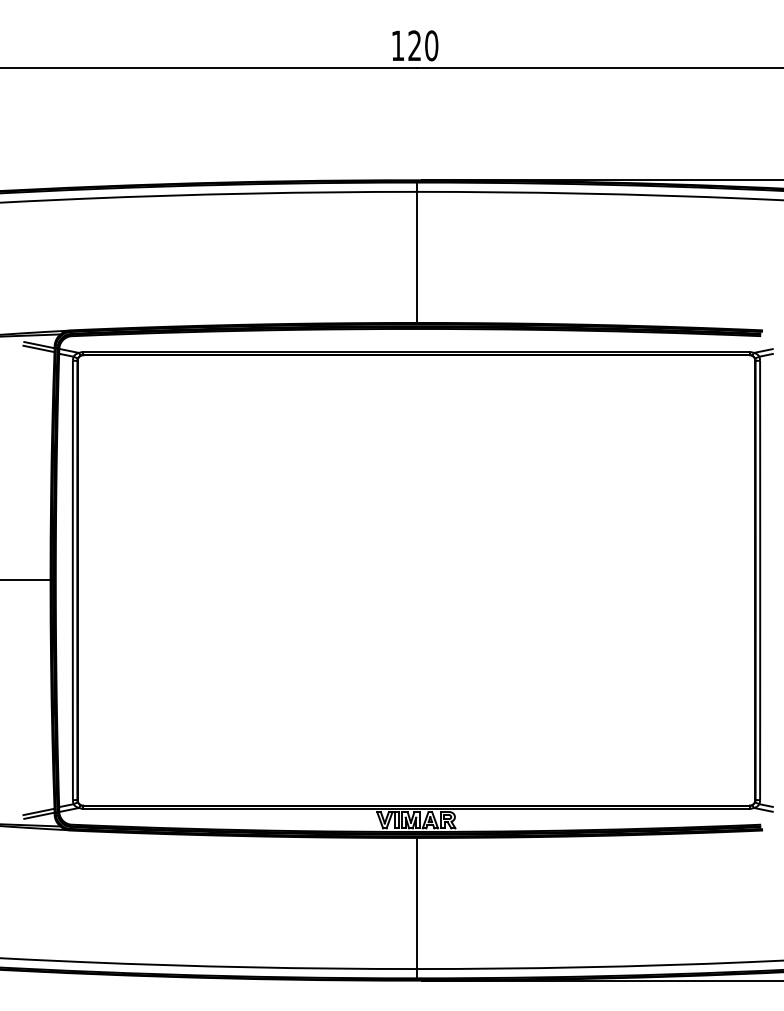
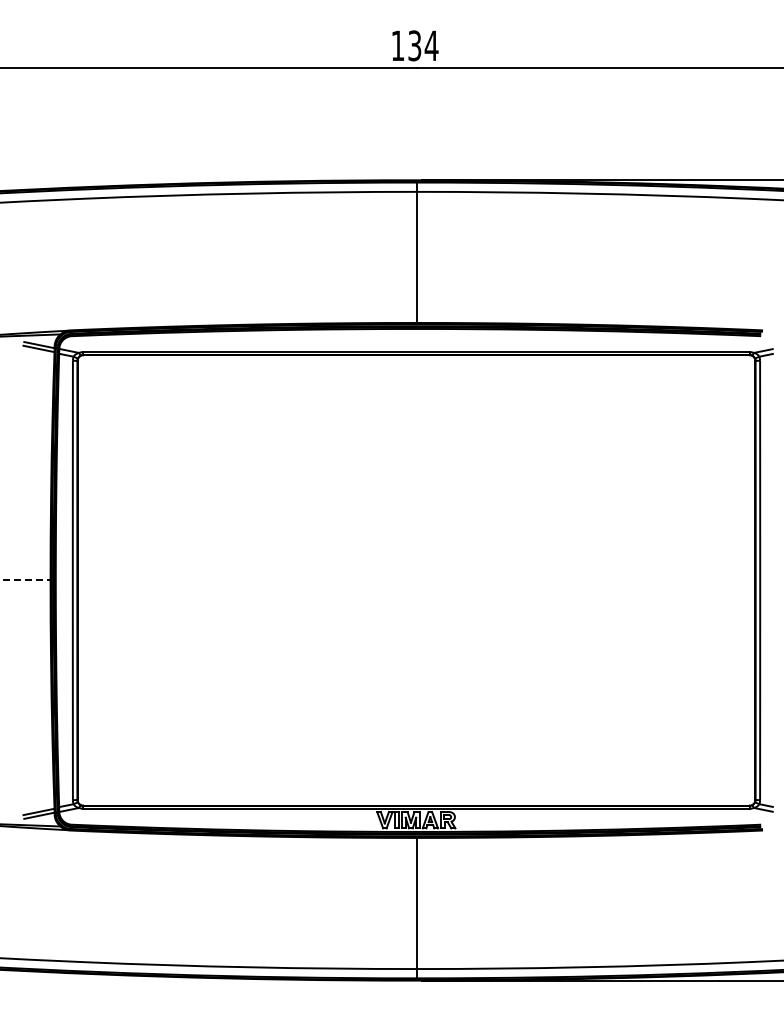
text: 120 -> 134 (423, 45)
line: solid -> dashed (26, 580)
